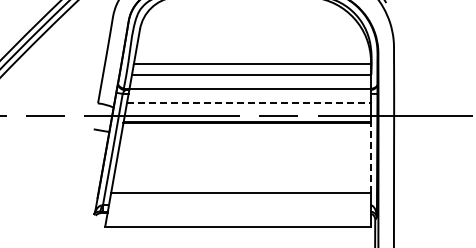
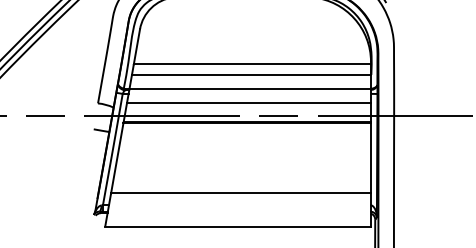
line: dashed -> solid (249, 103)
line: dashed -> solid (371, 157)
